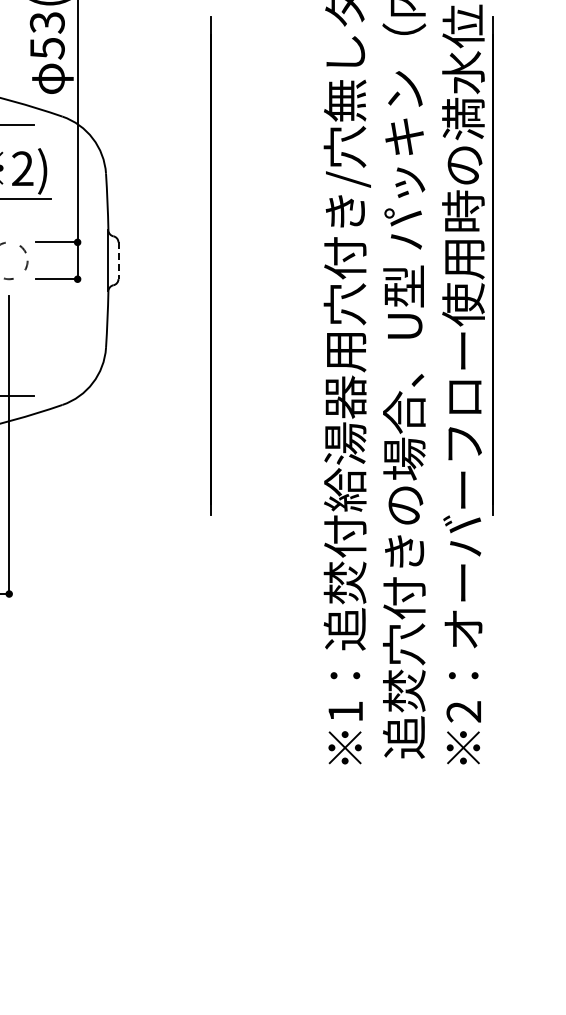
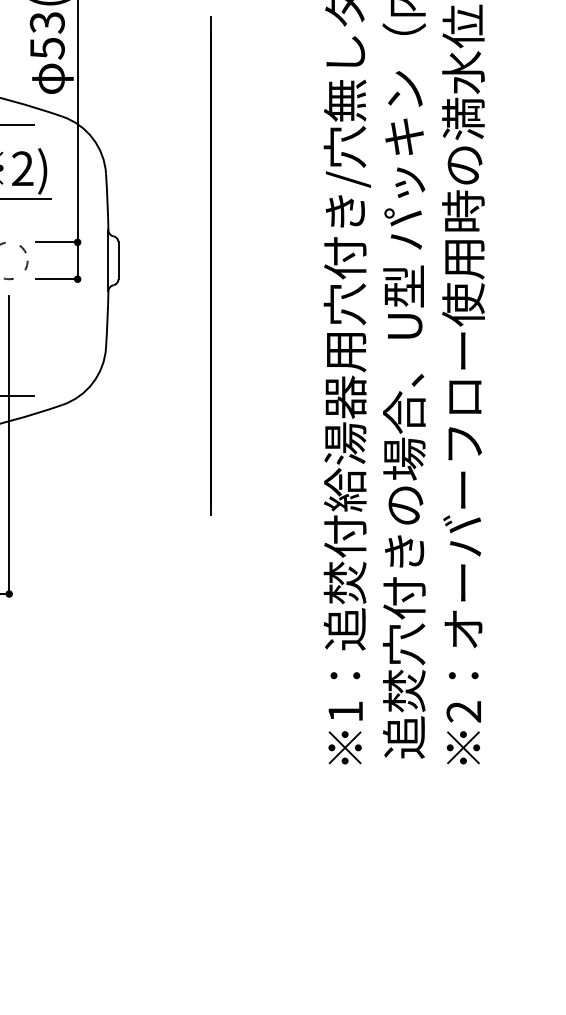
line: dashed -> solid (118, 261)
line: present -> none (492, 265)
